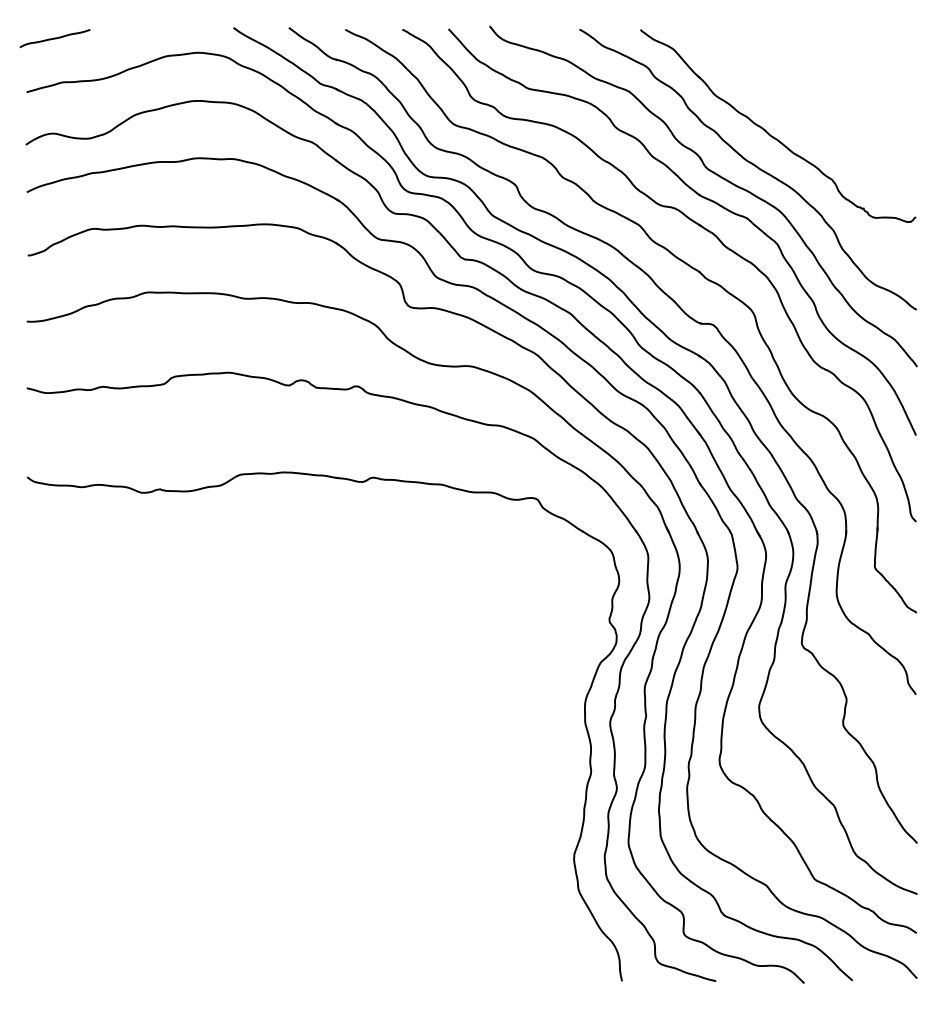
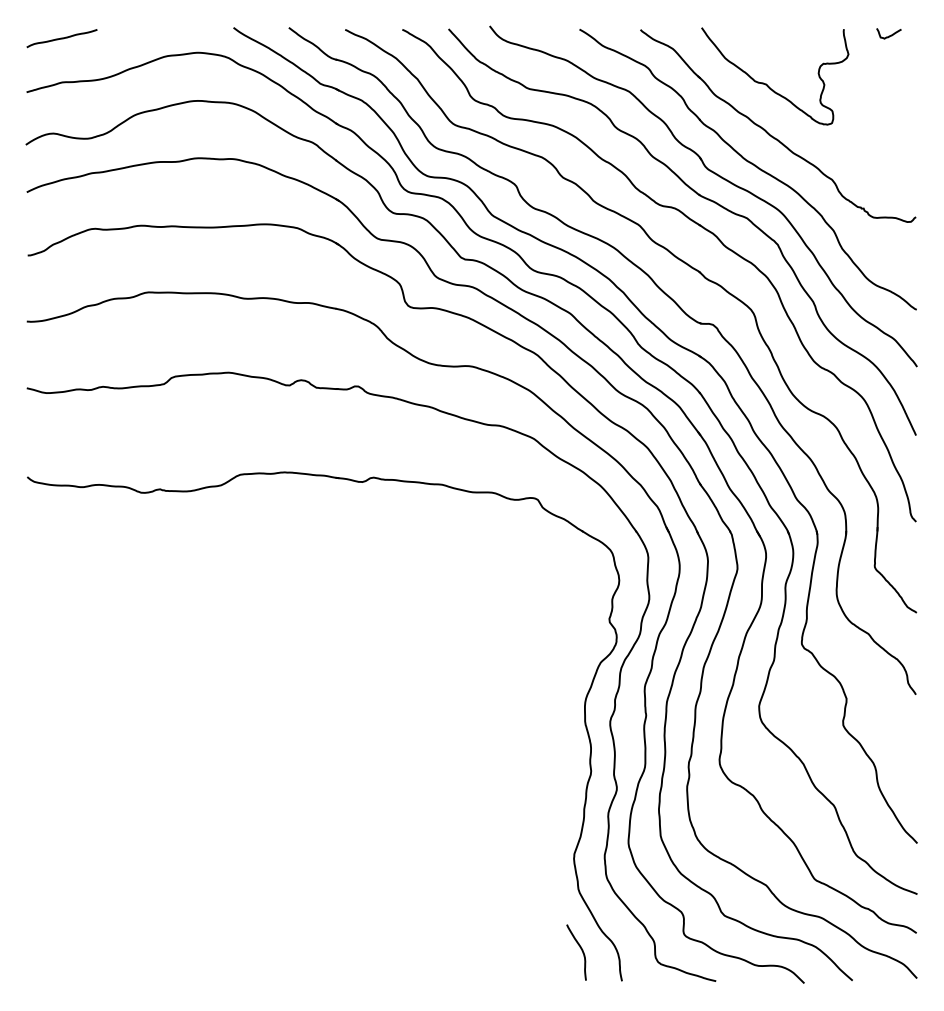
curve: none -> present (889, 35)
curve position: (54, 38) -> (61, 38) (61, 38)
curve: none -> present (767, 84)
curve: none -> present (580, 949)
